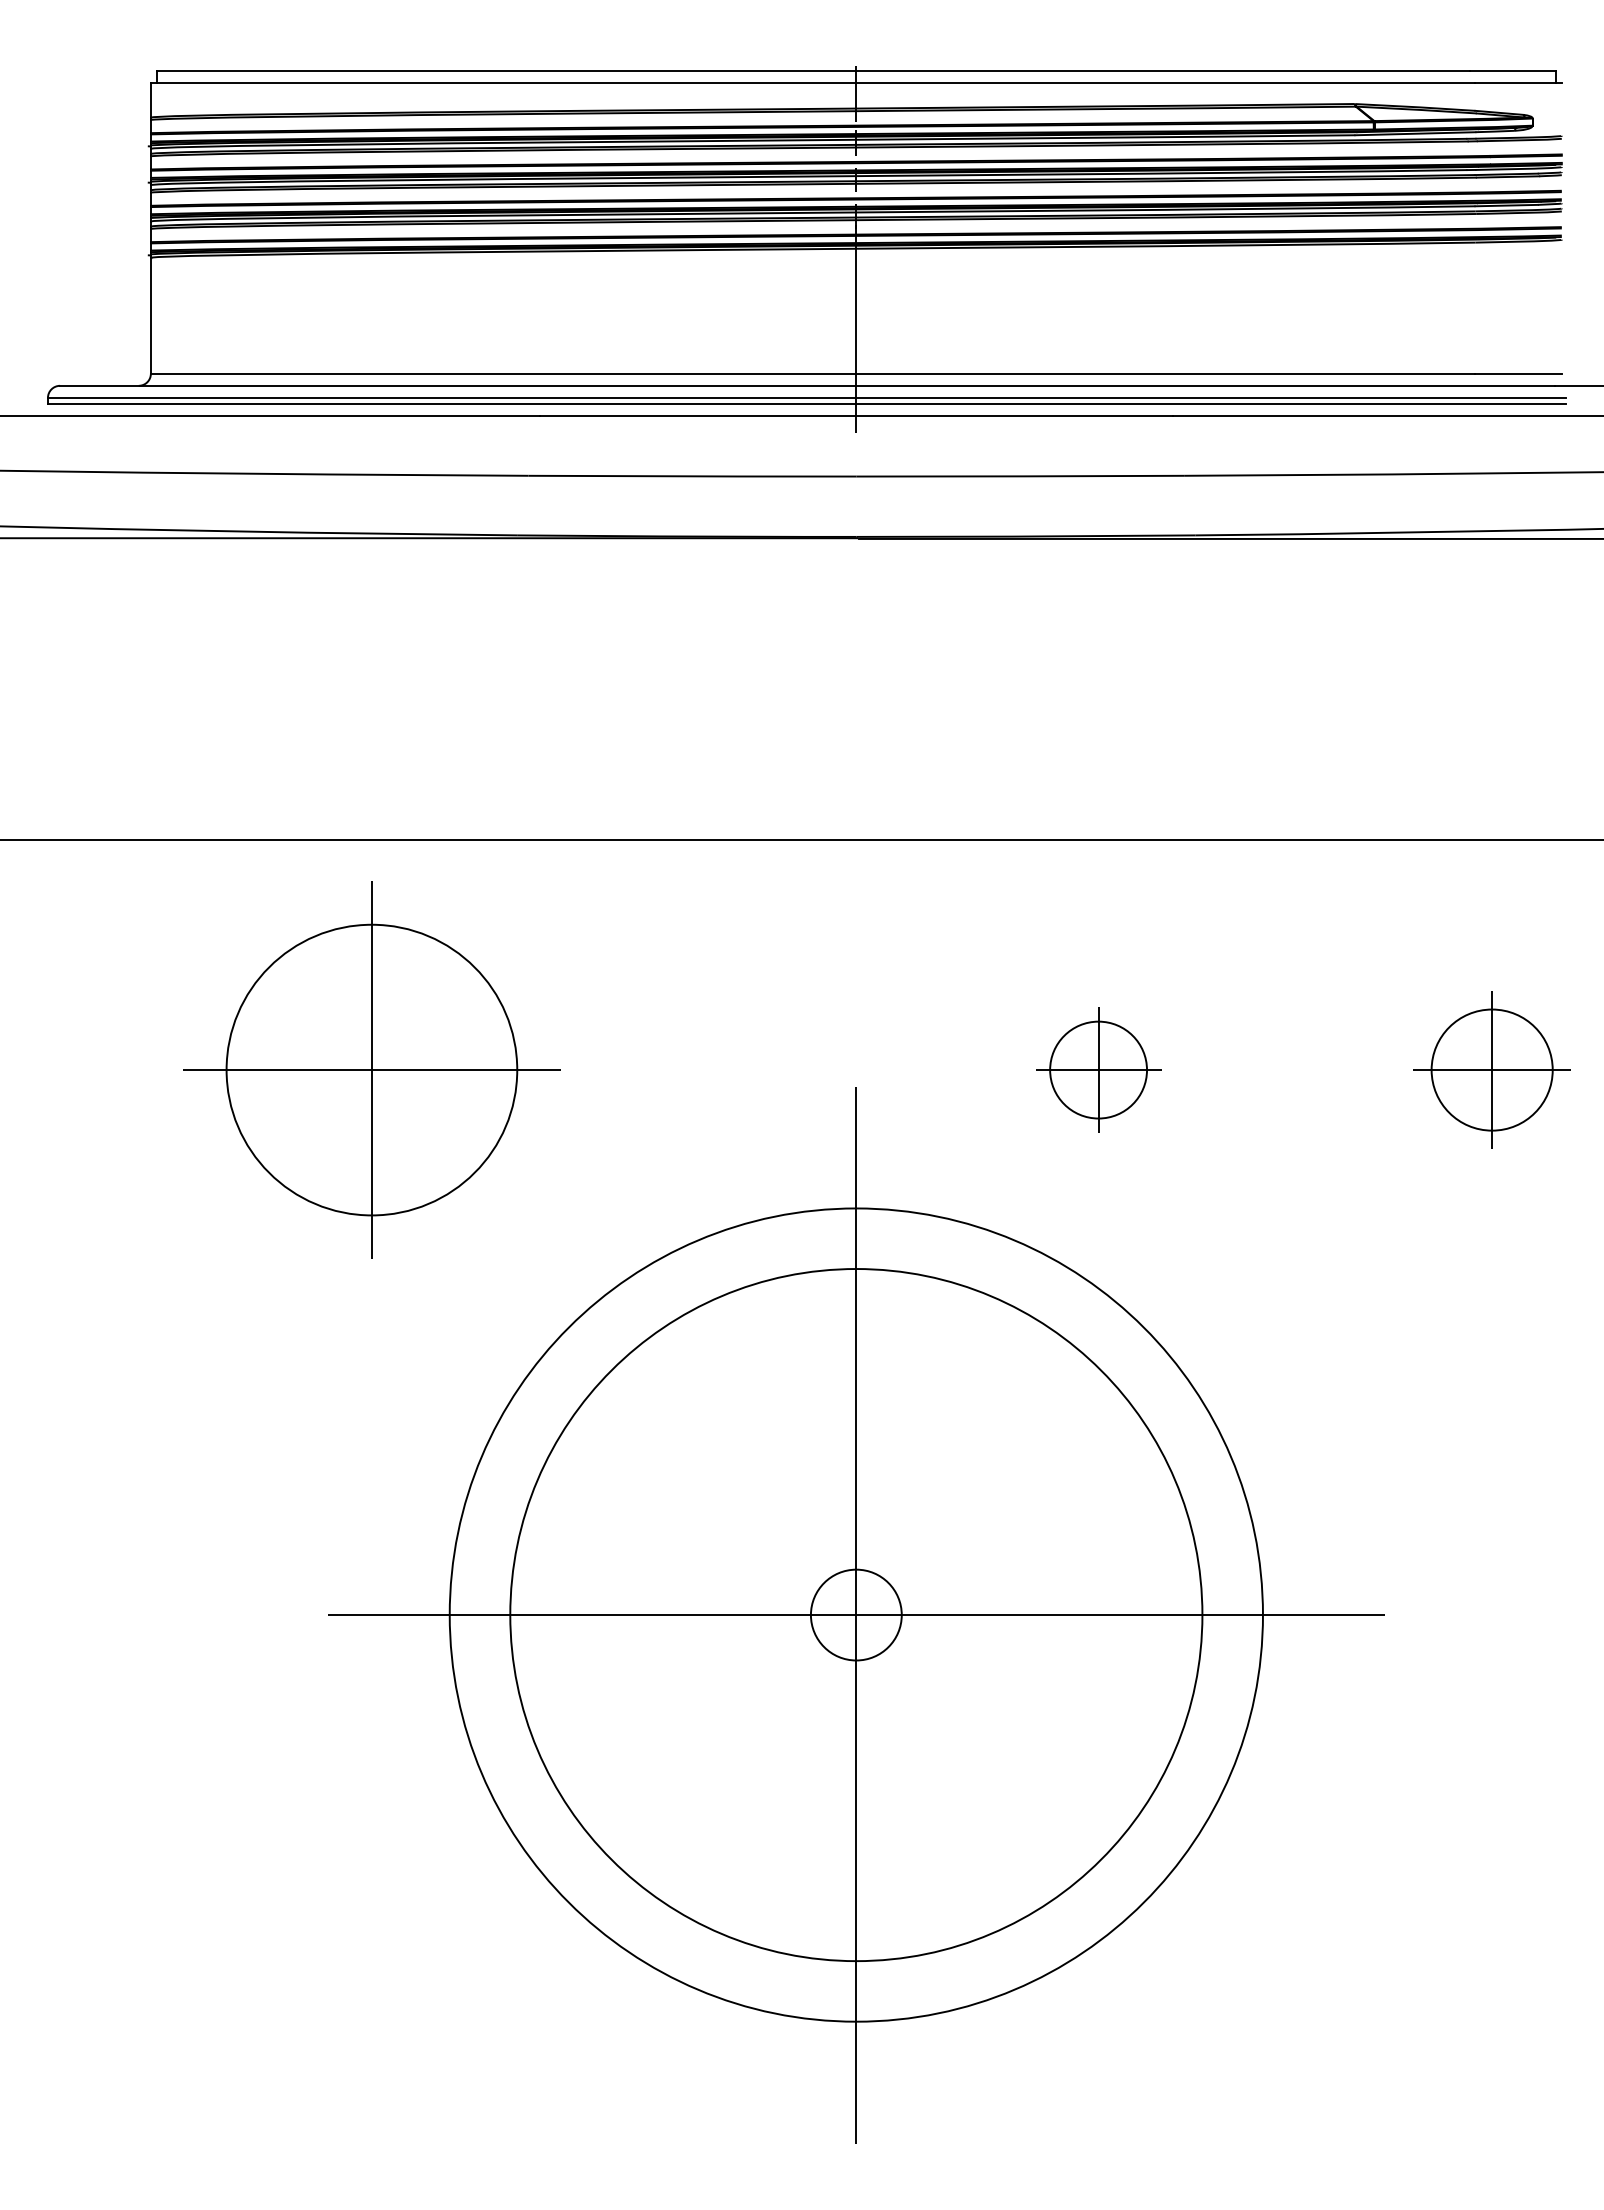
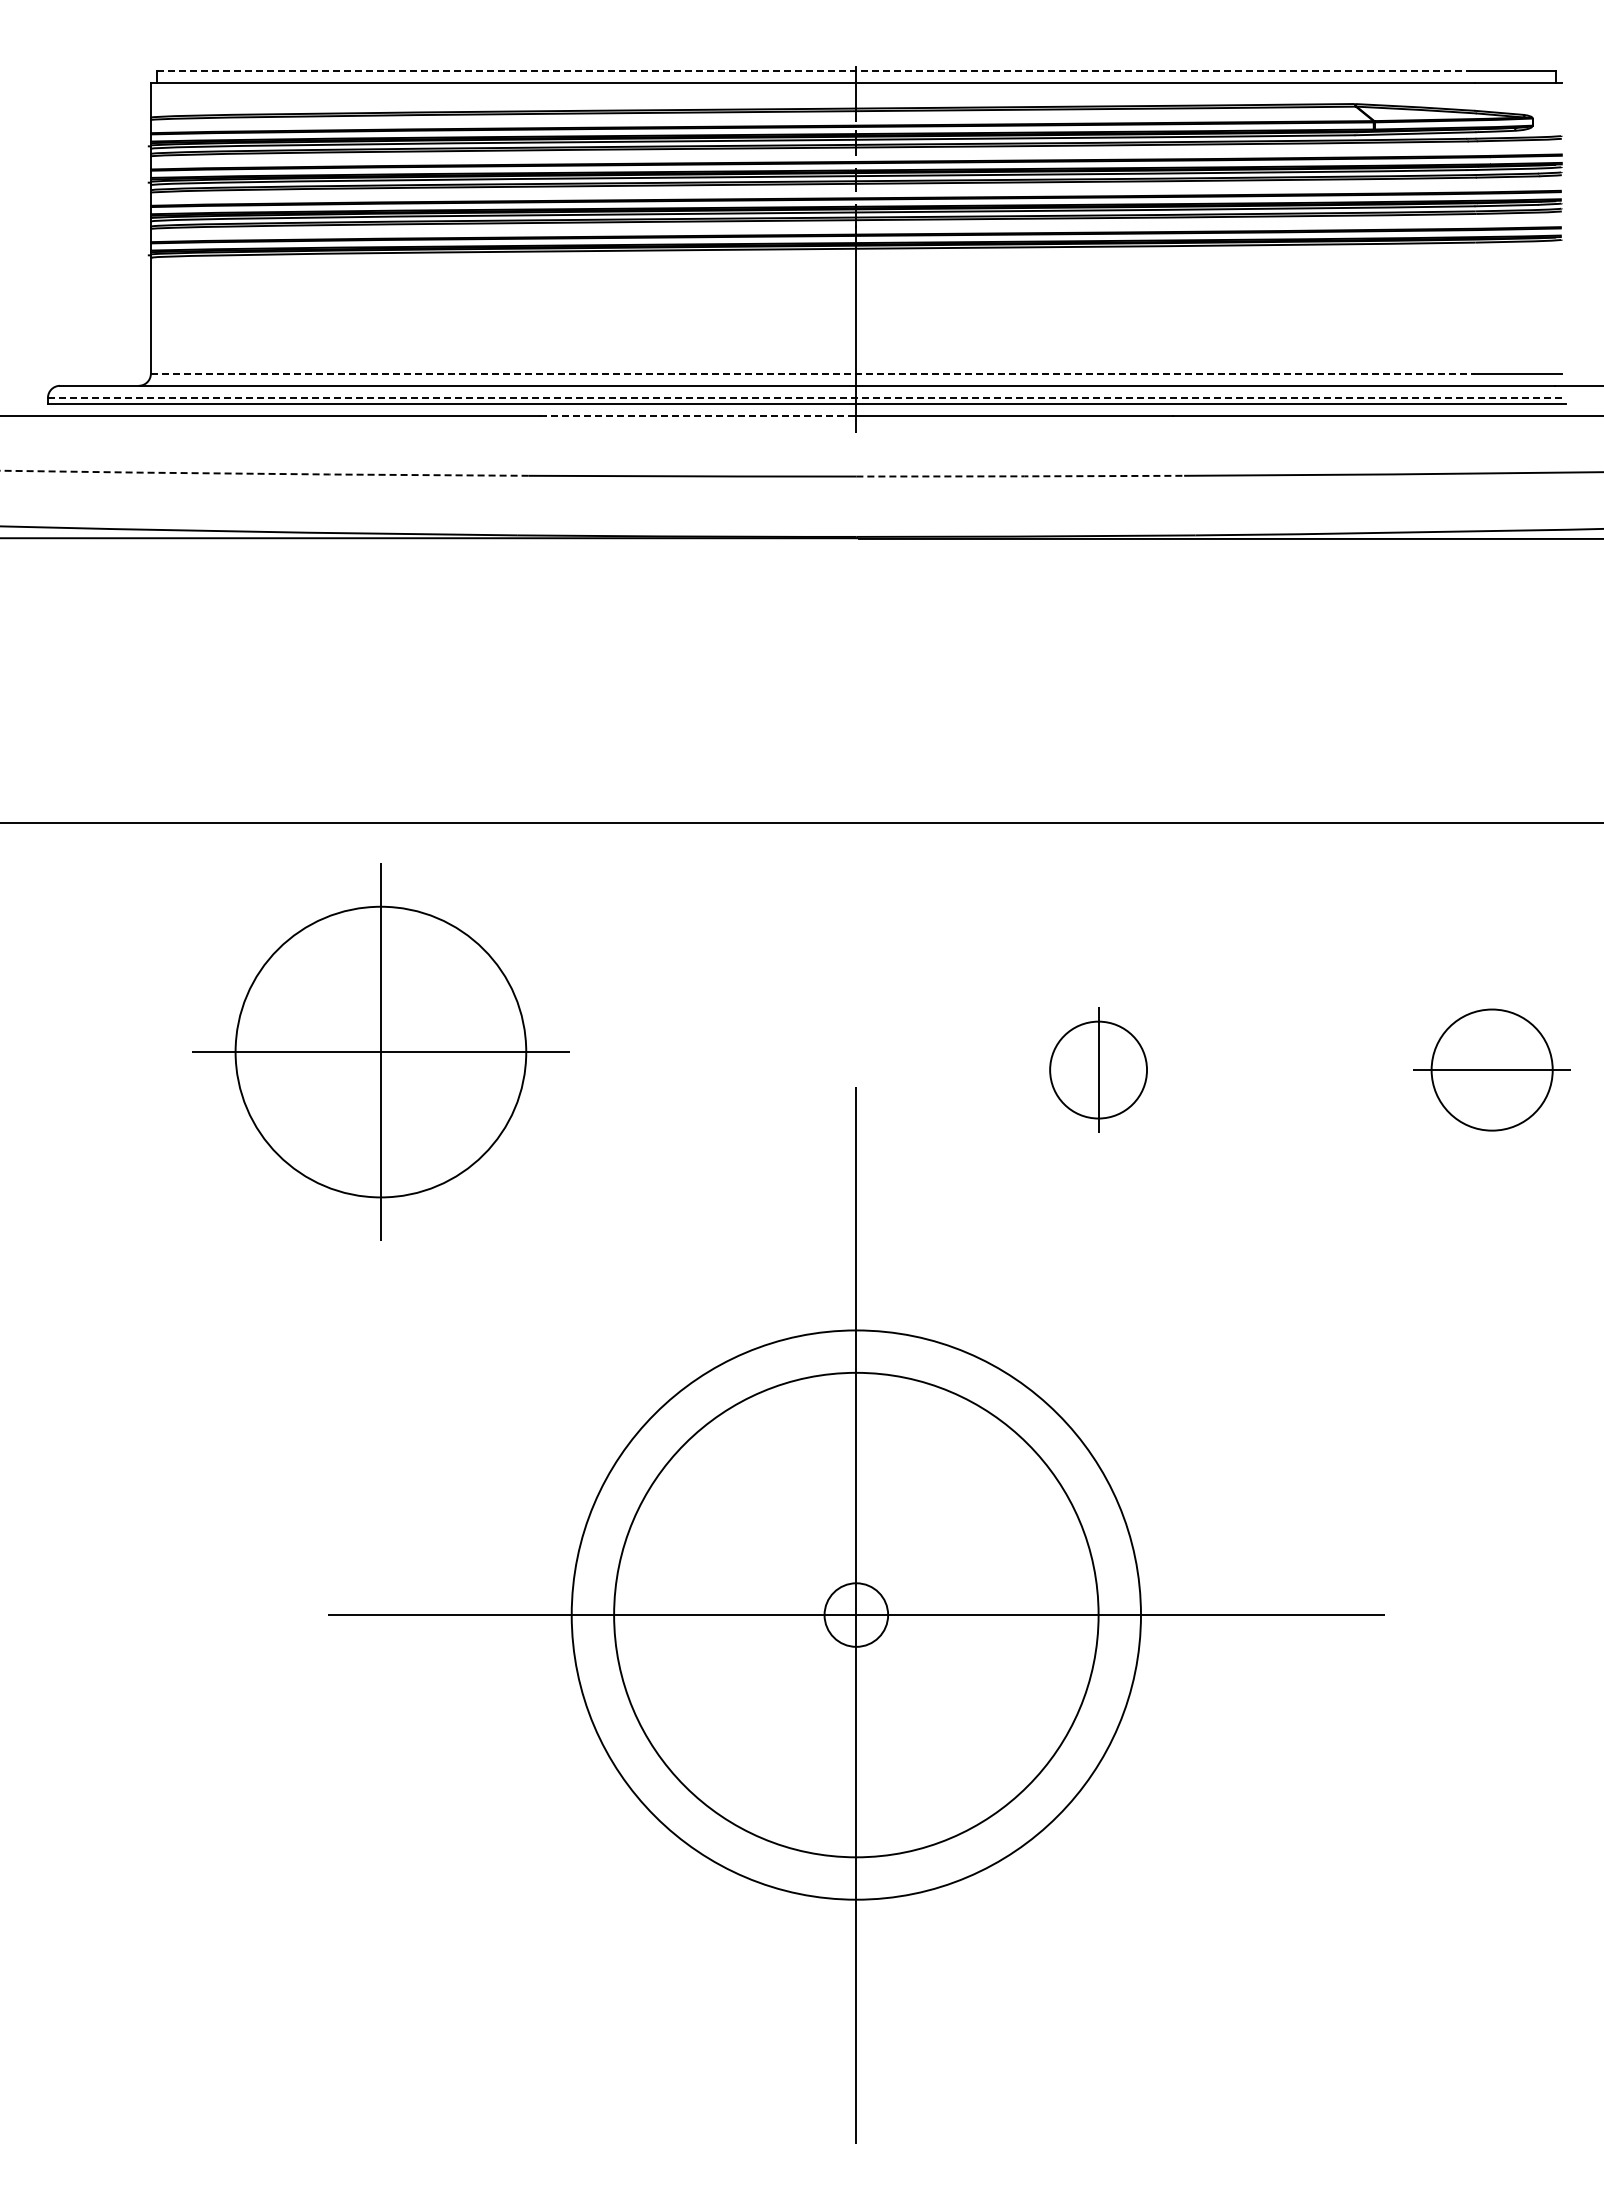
line: solid -> dashed (813, 70)
line: solid -> dashed (813, 373)
line: solid -> dashed (806, 397)
line: solid -> dashed (698, 416)
line: solid -> dashed (264, 473)
line: solid -> dashed (1020, 476)
line position: (801, 839) -> (801, 822) (801, 822)
part position: (371, 1069) -> (380, 1051) (380, 1051)
line: present -> none (1492, 1069)
line: present -> none (1098, 1070)
circle diameter: 813 px -> 569 px (855, 1614)
circle diameter: 91 px -> 64 px (856, 1614)
circle diameter: 692 px -> 484 px (856, 1614)
